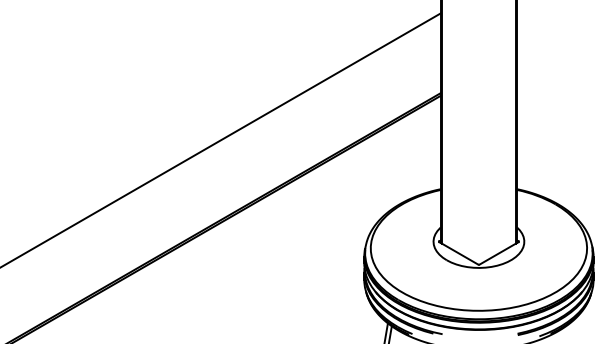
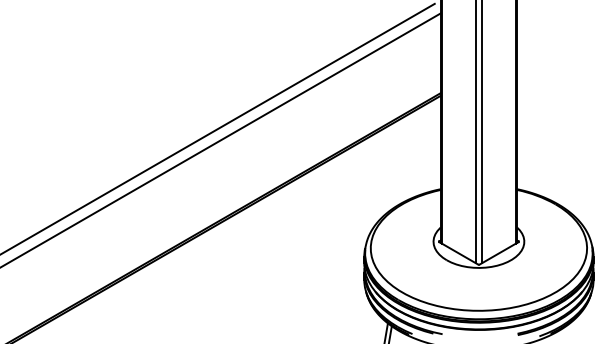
line: none -> present (218, 128)
line: none -> present (475, 132)
line: none -> present (482, 132)
